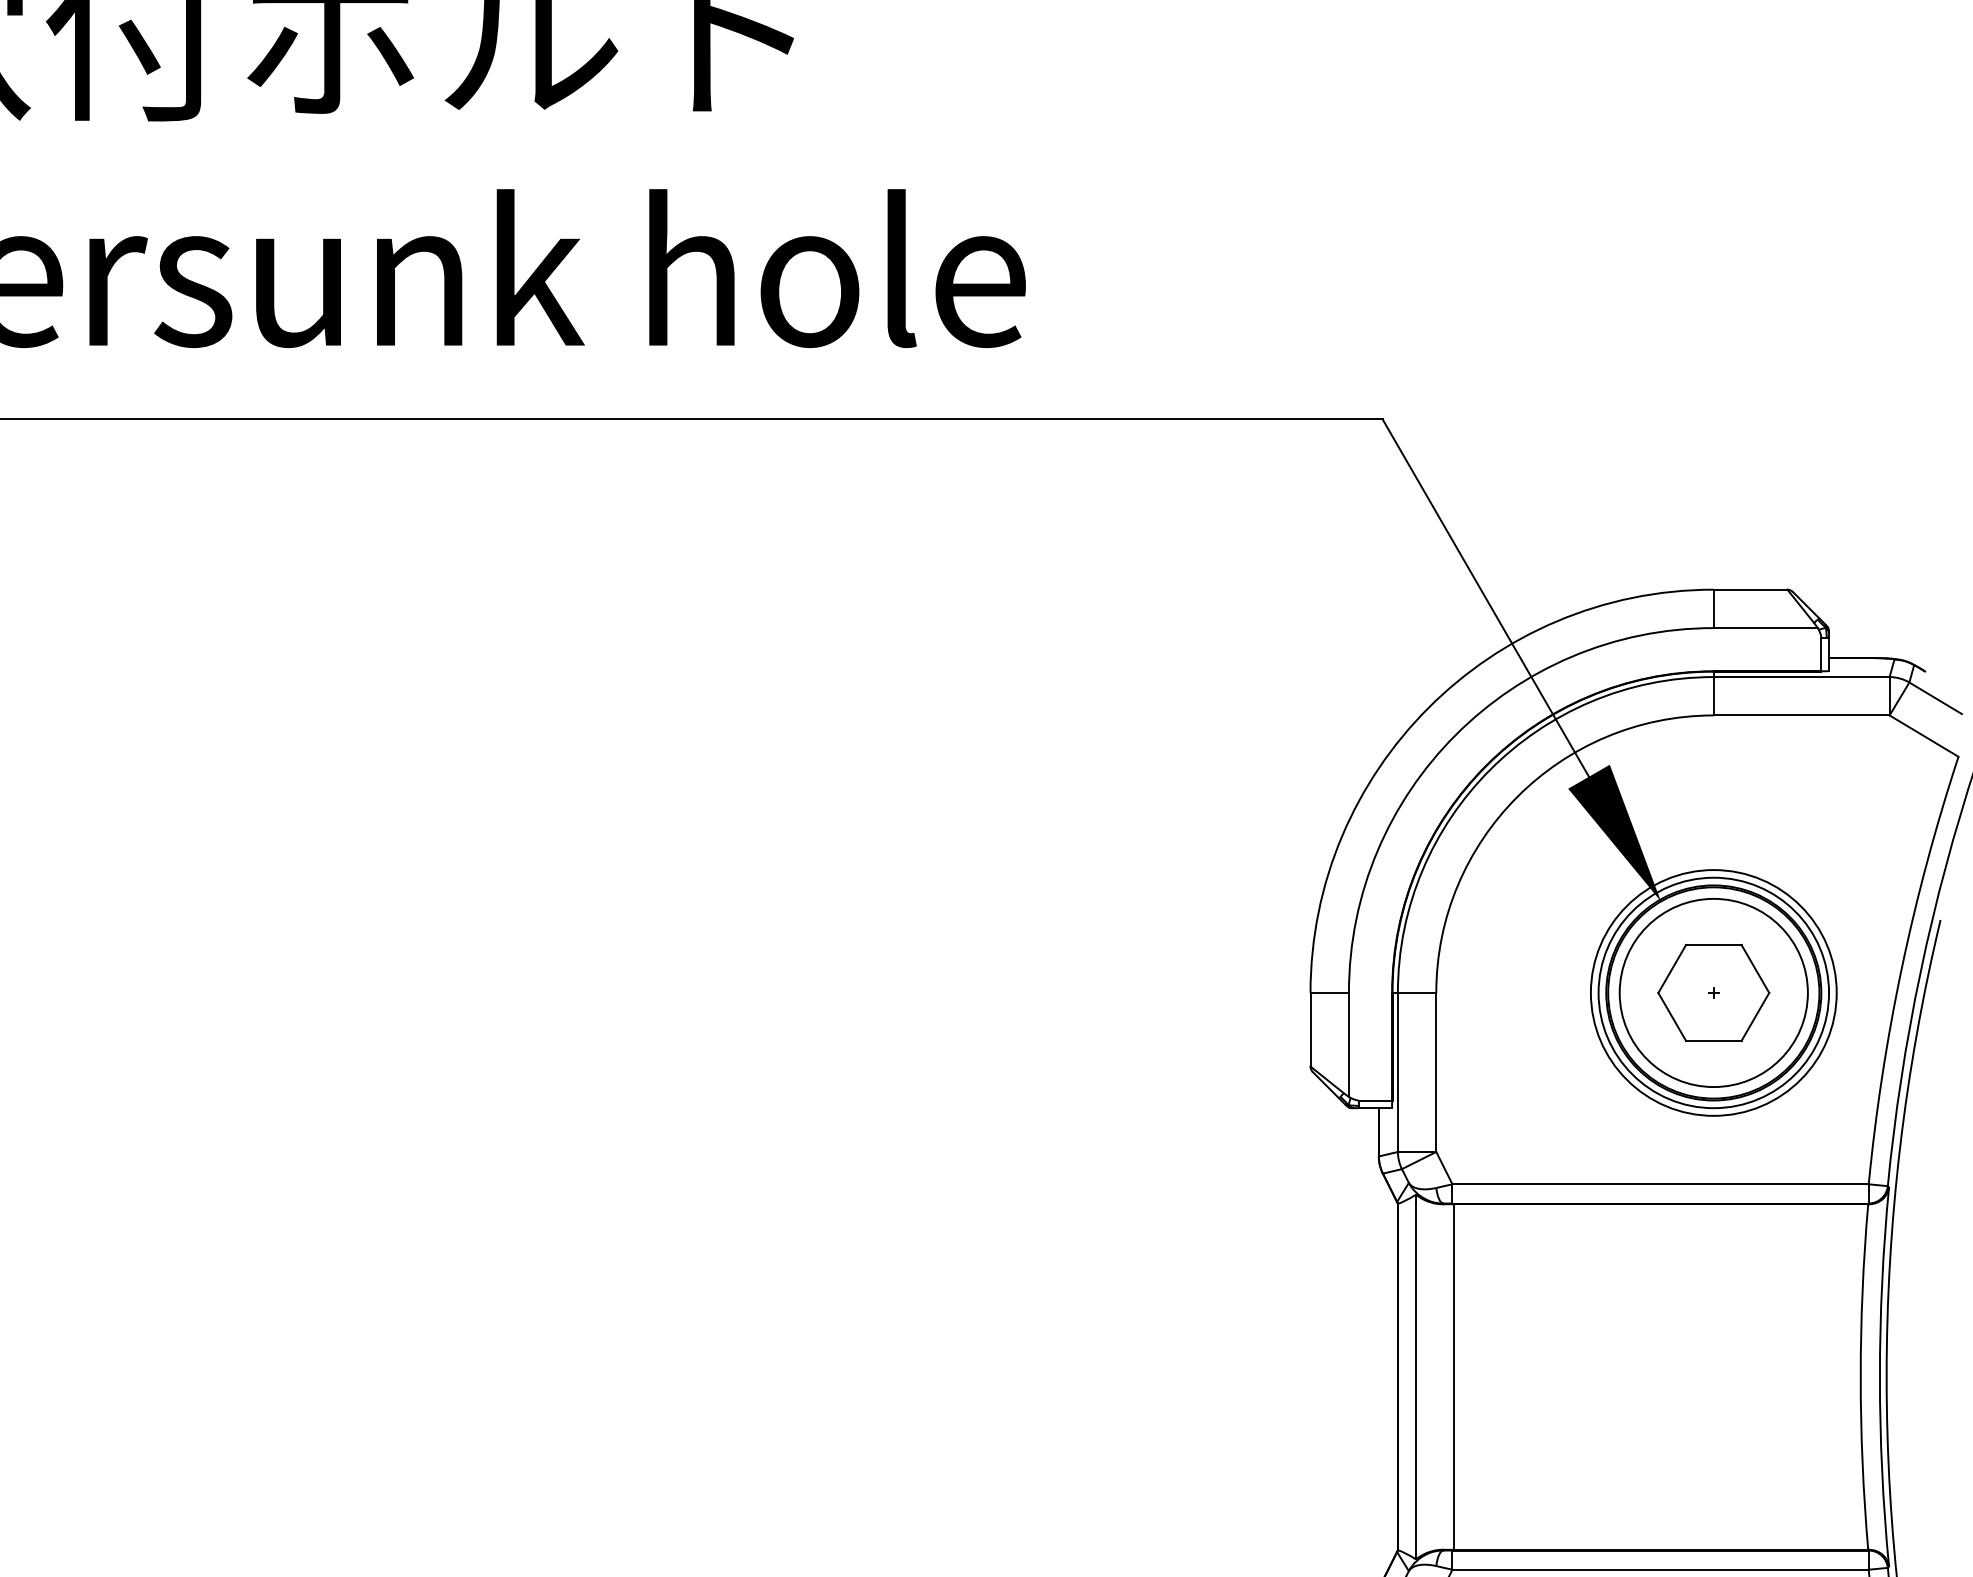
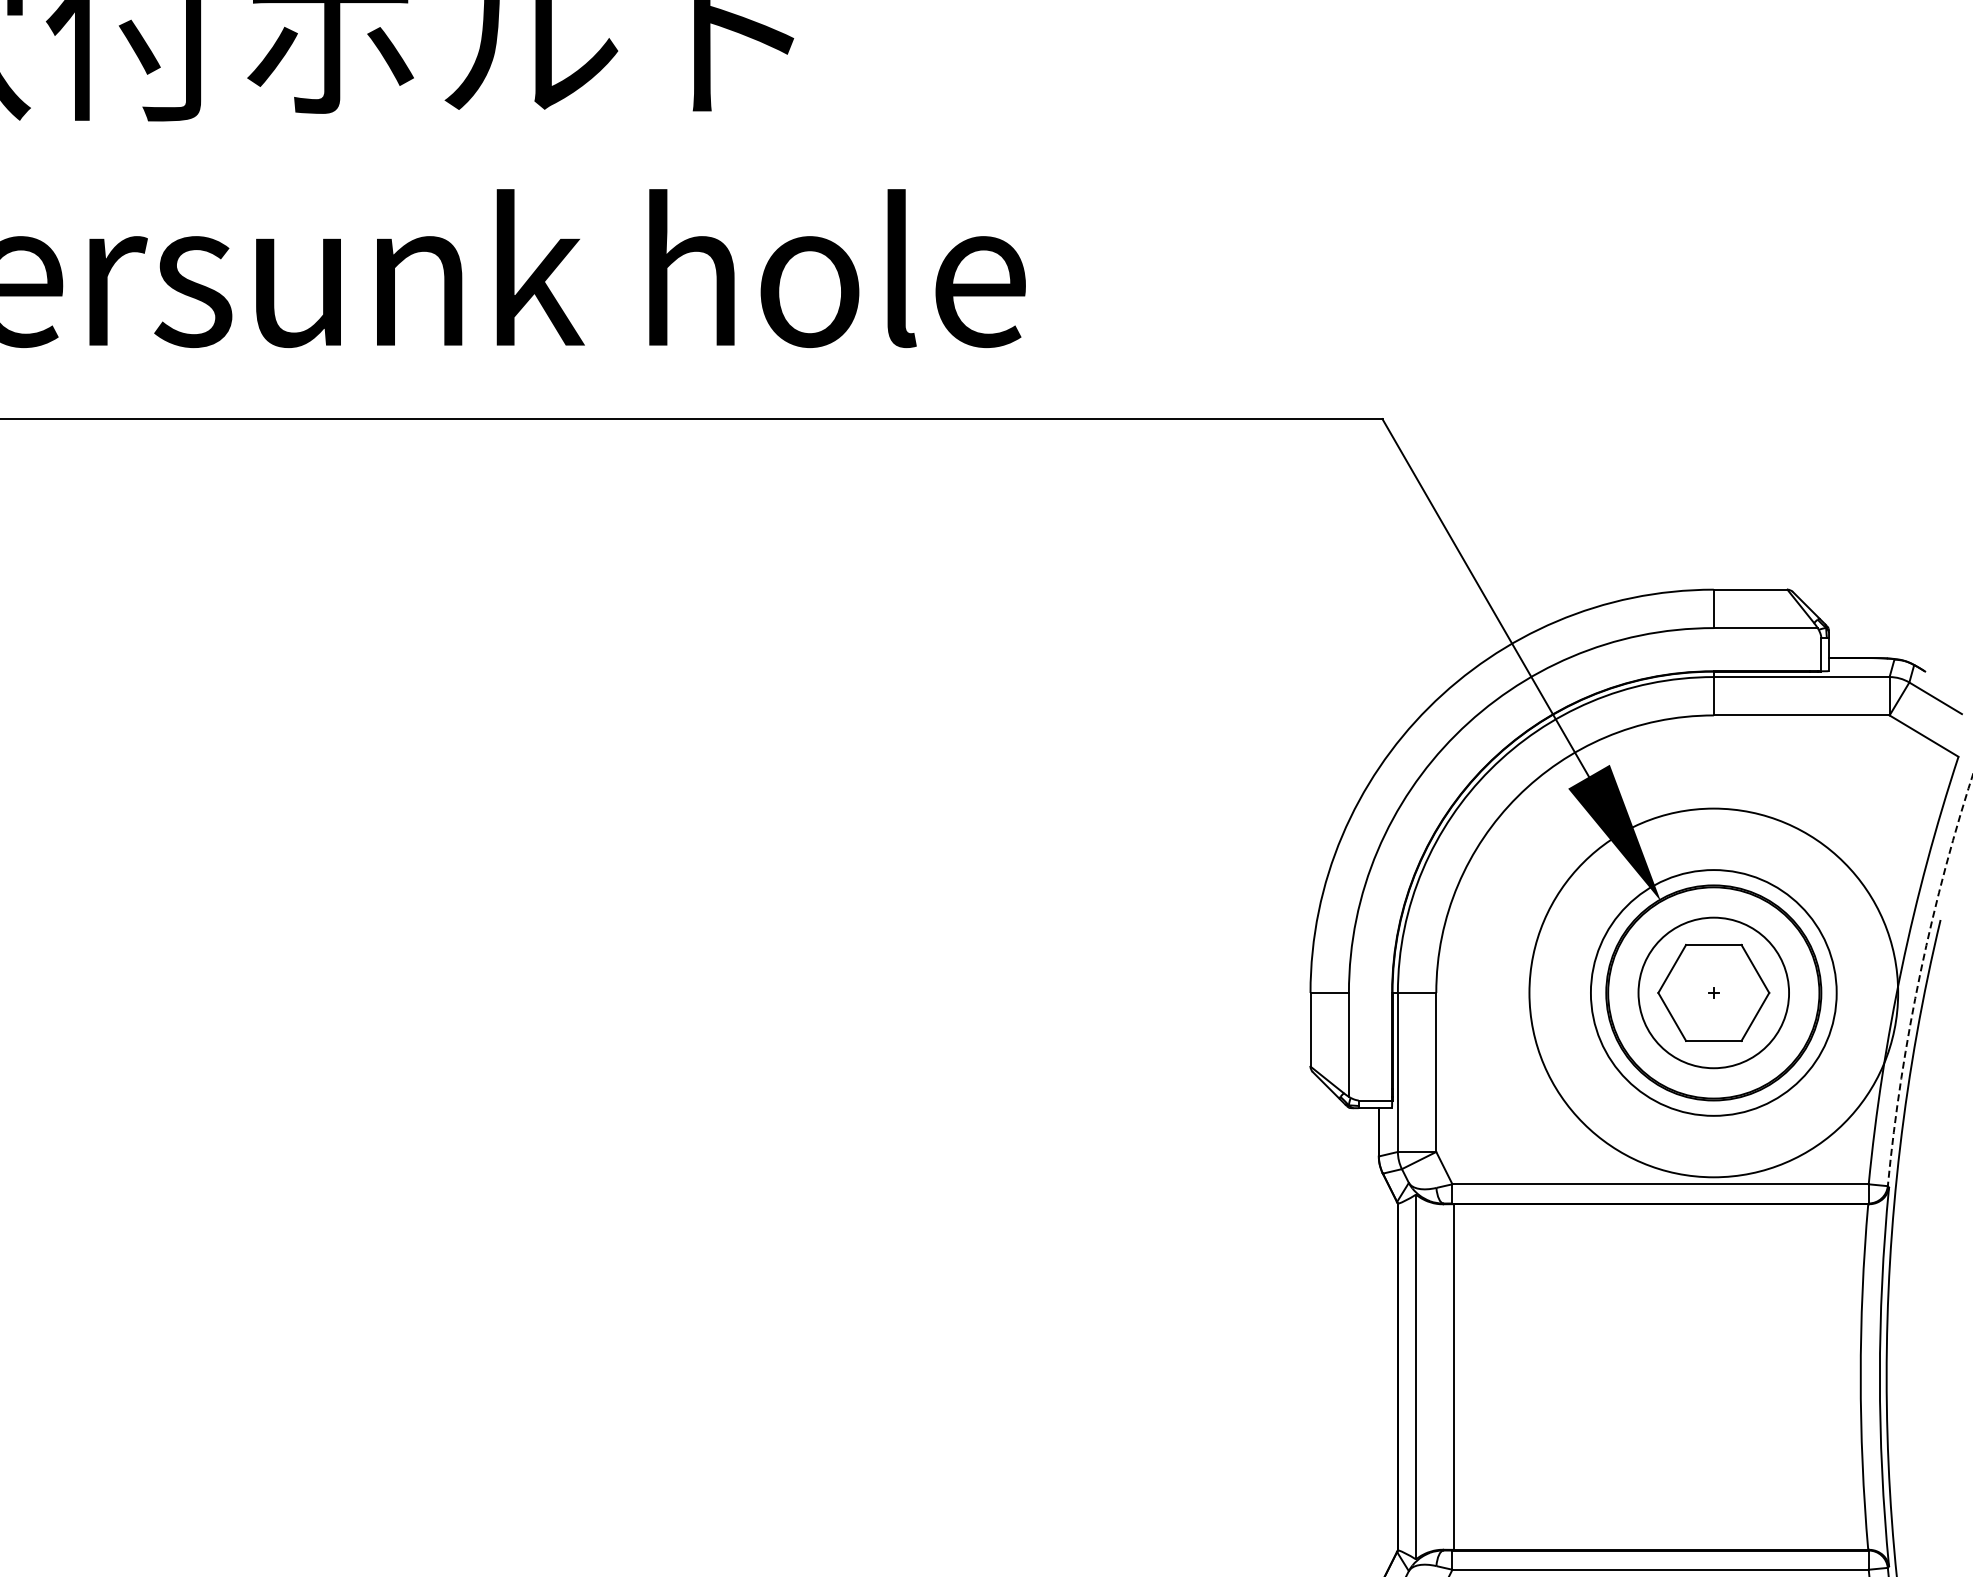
arc: solid -> dashed (1919, 977)
circle diameter: 188 px -> 151 px (1713, 992)
circle diameter: 230 px -> 369 px (1713, 992)
